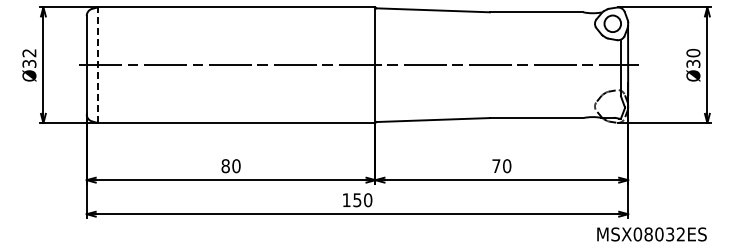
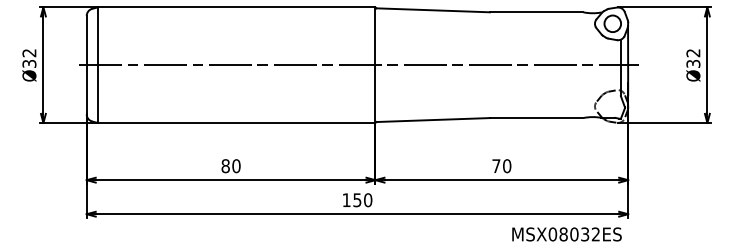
text: Ø30 -> Ø32 (693, 52)
line: dashed -> solid (97, 65)
text position: (651, 234) -> (566, 234) (566, 234)
